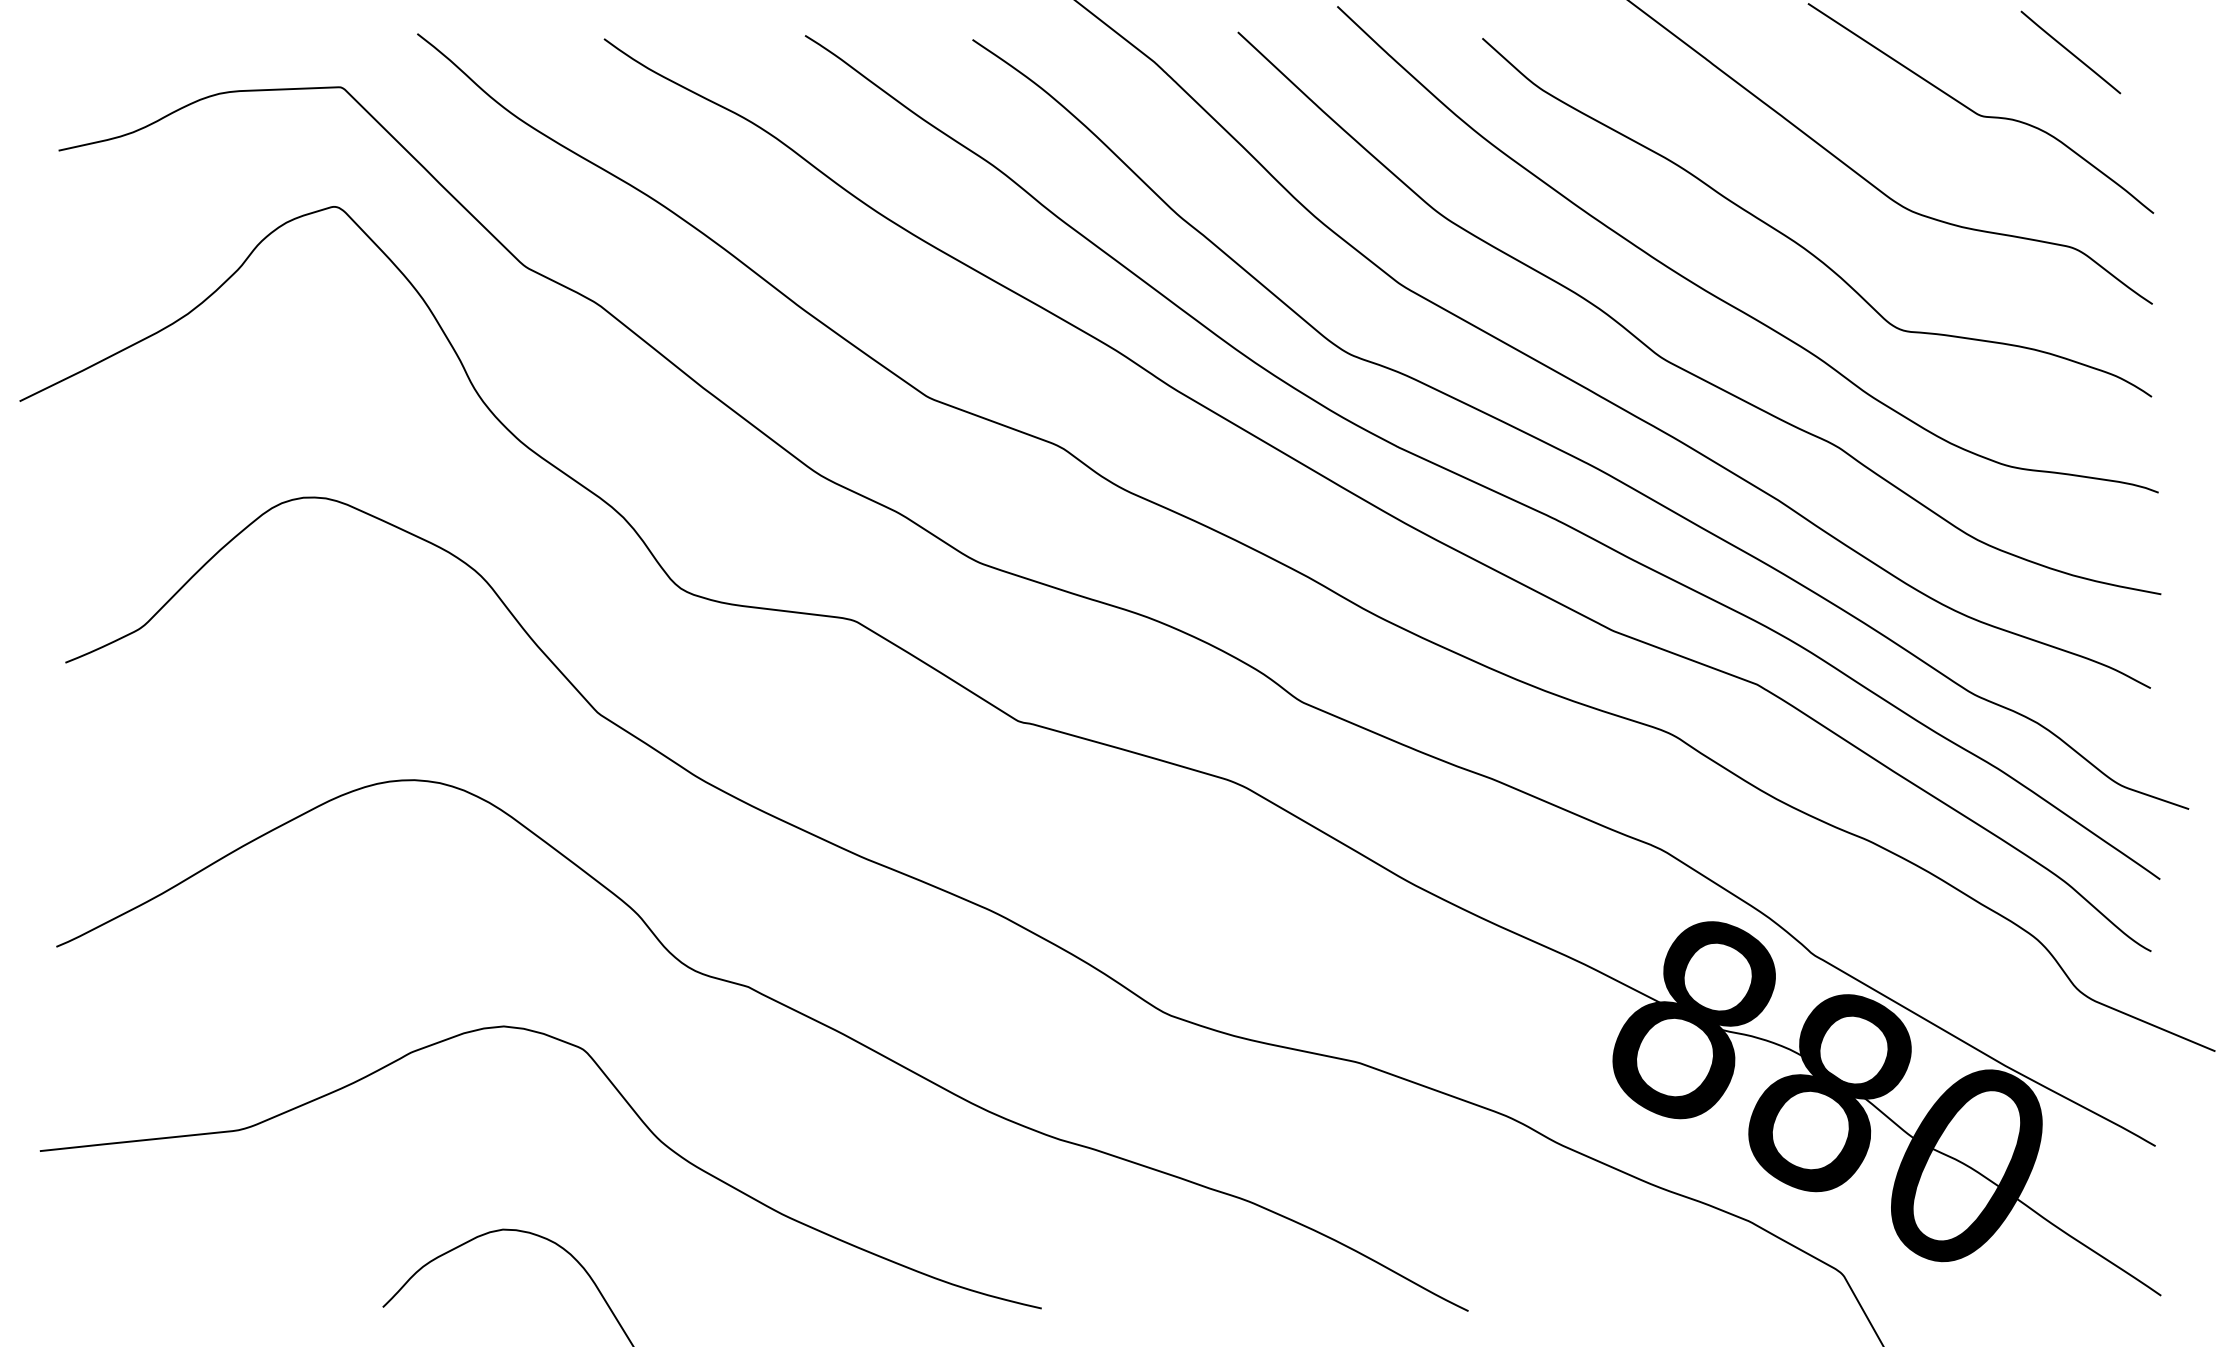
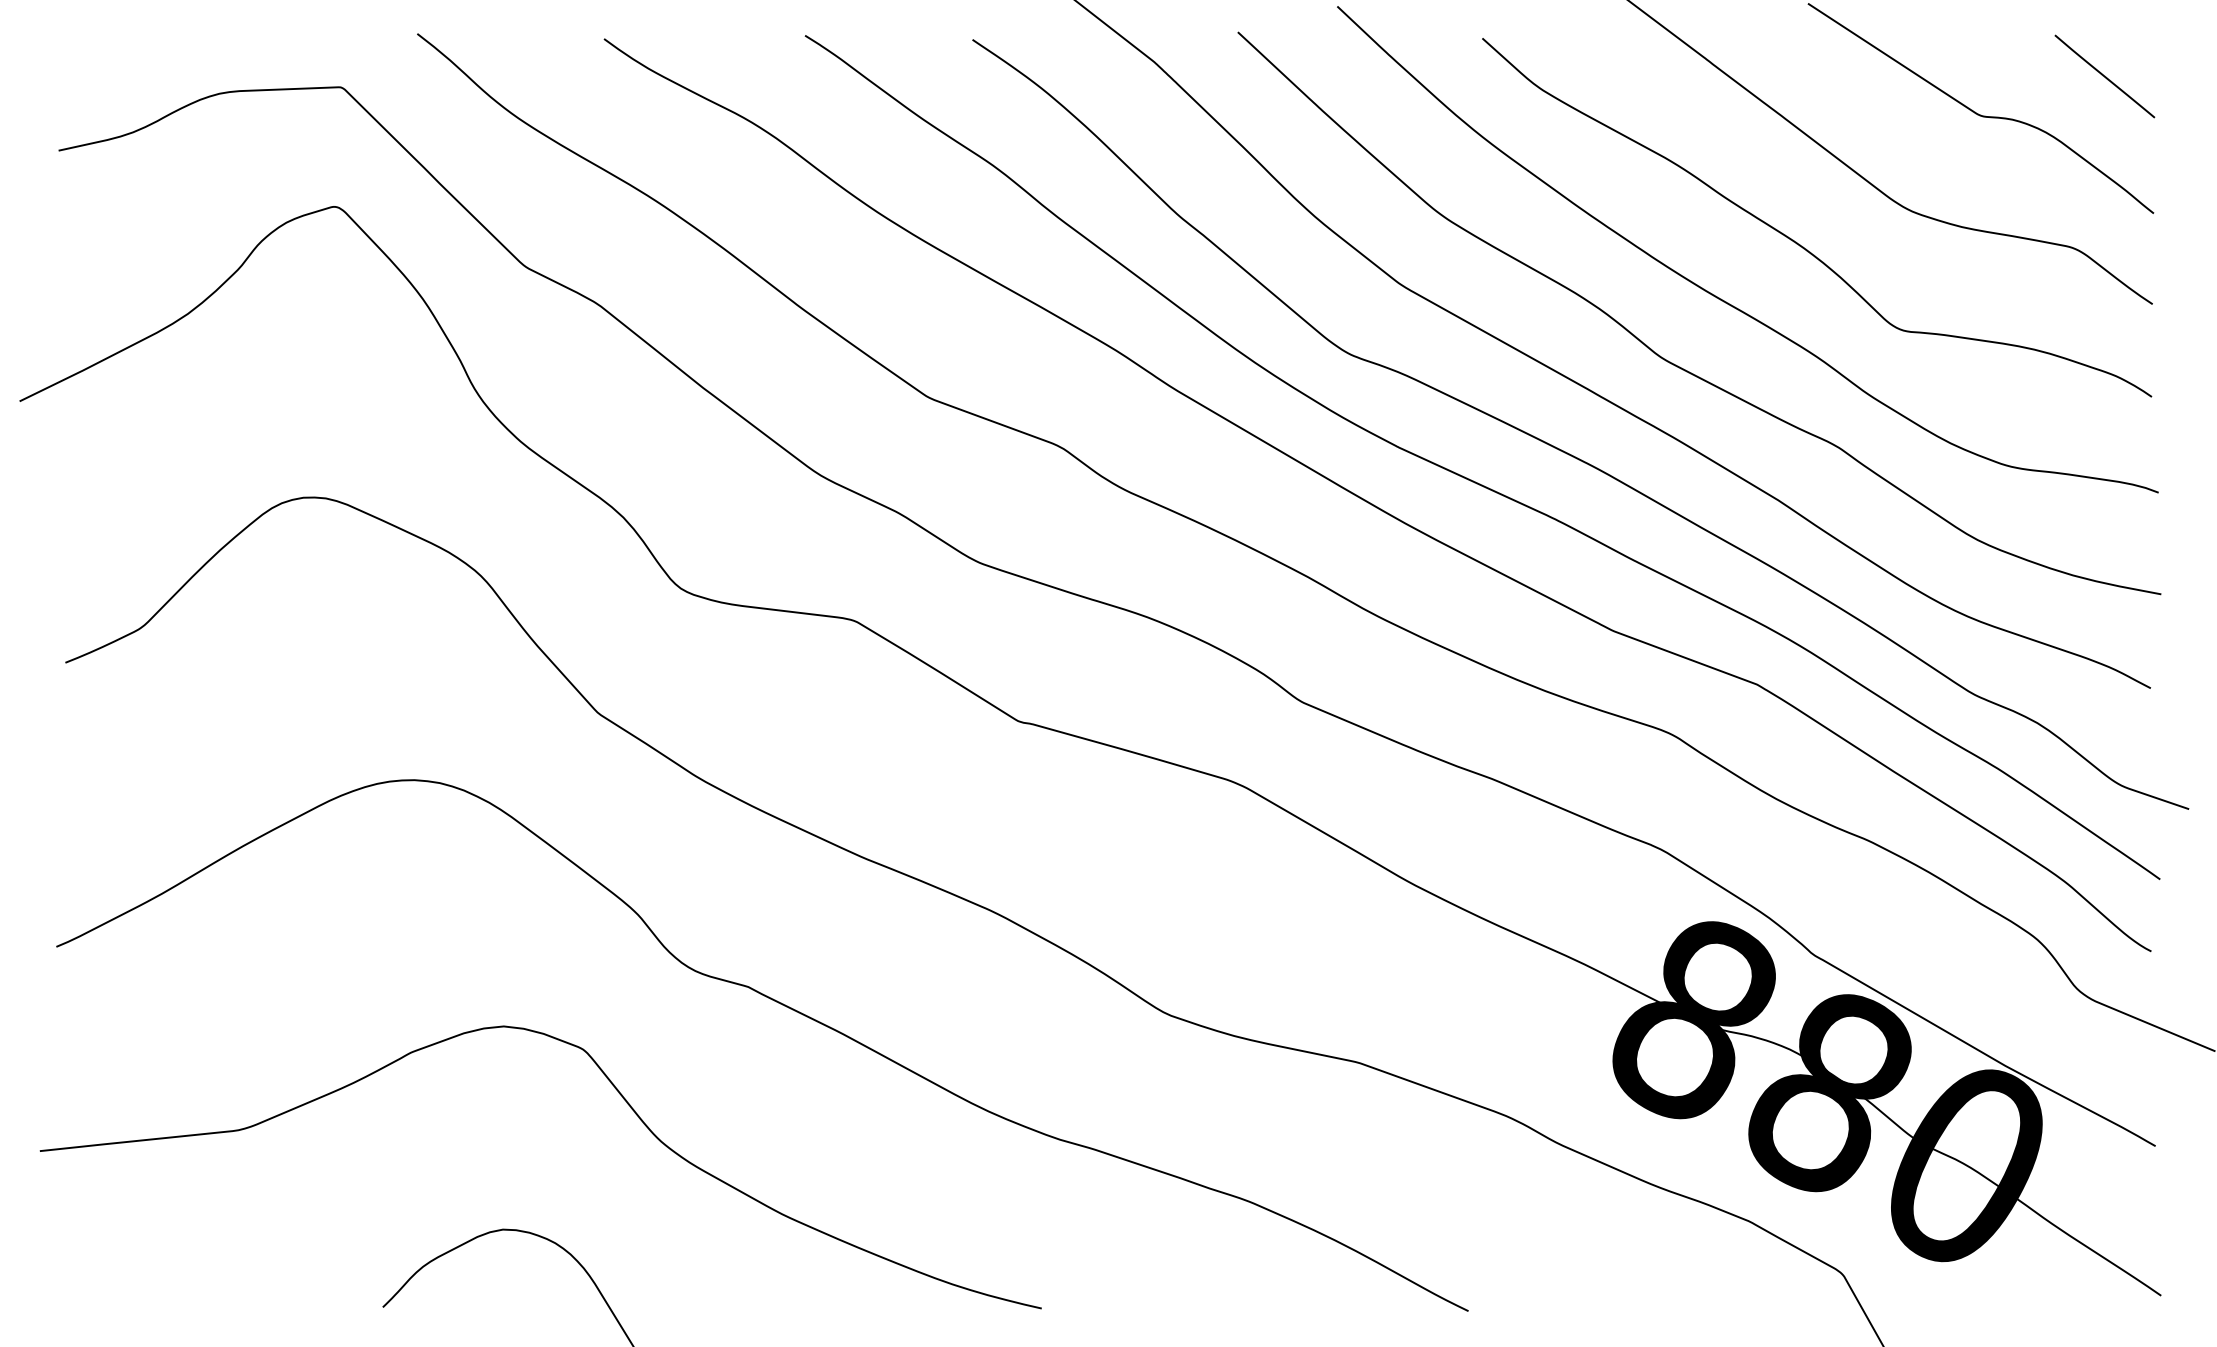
line position: (2070, 52) -> (2104, 76) (2104, 76)
